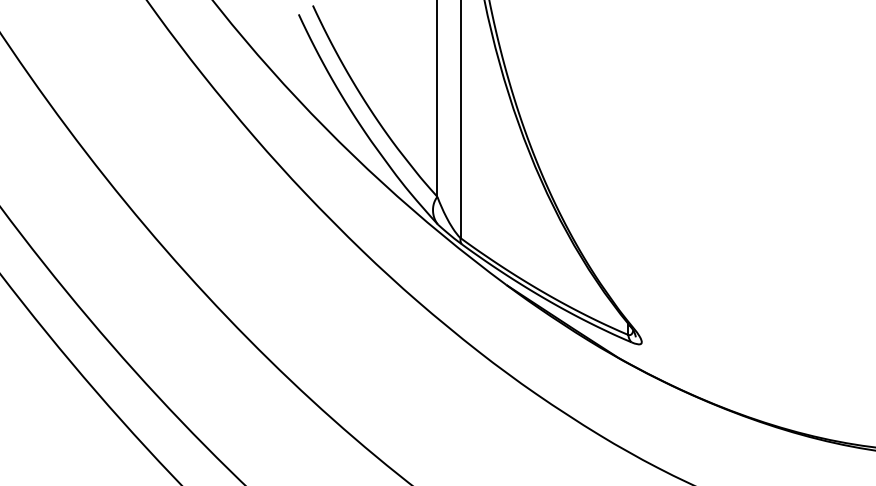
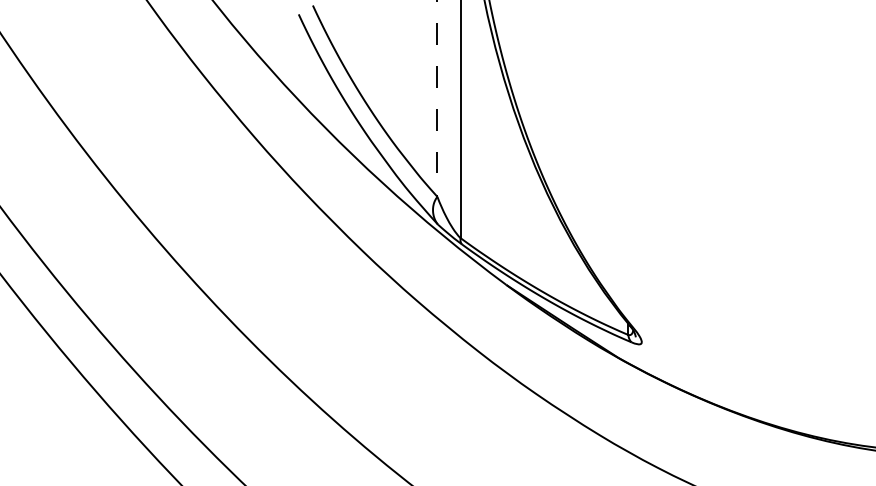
line: solid -> dashed (437, 98)
